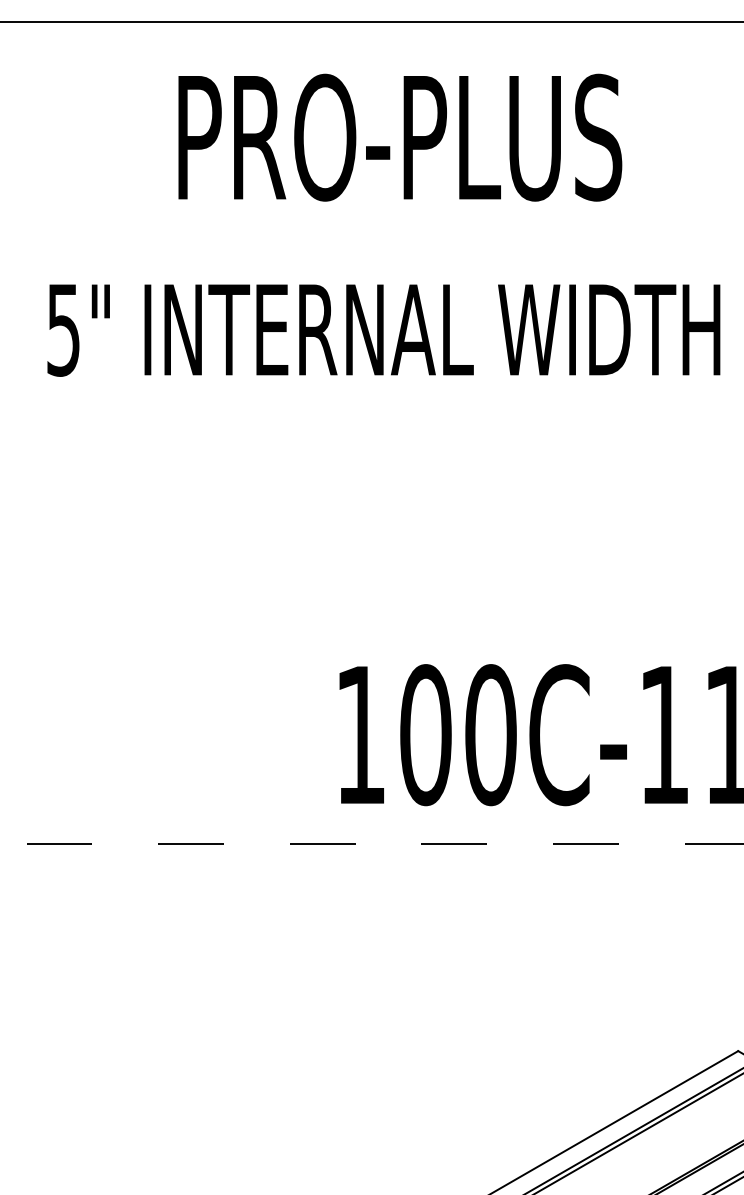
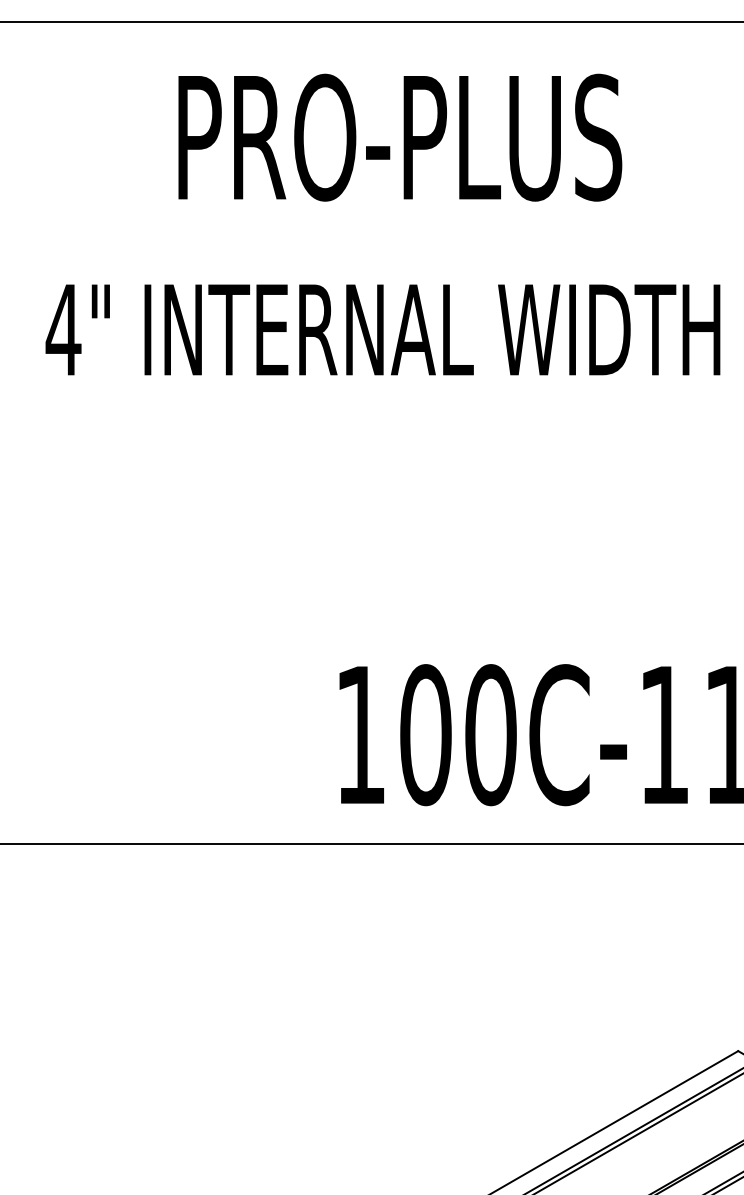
text: 5" -> 4" (63, 330)
line: dashed -> solid (372, 844)
